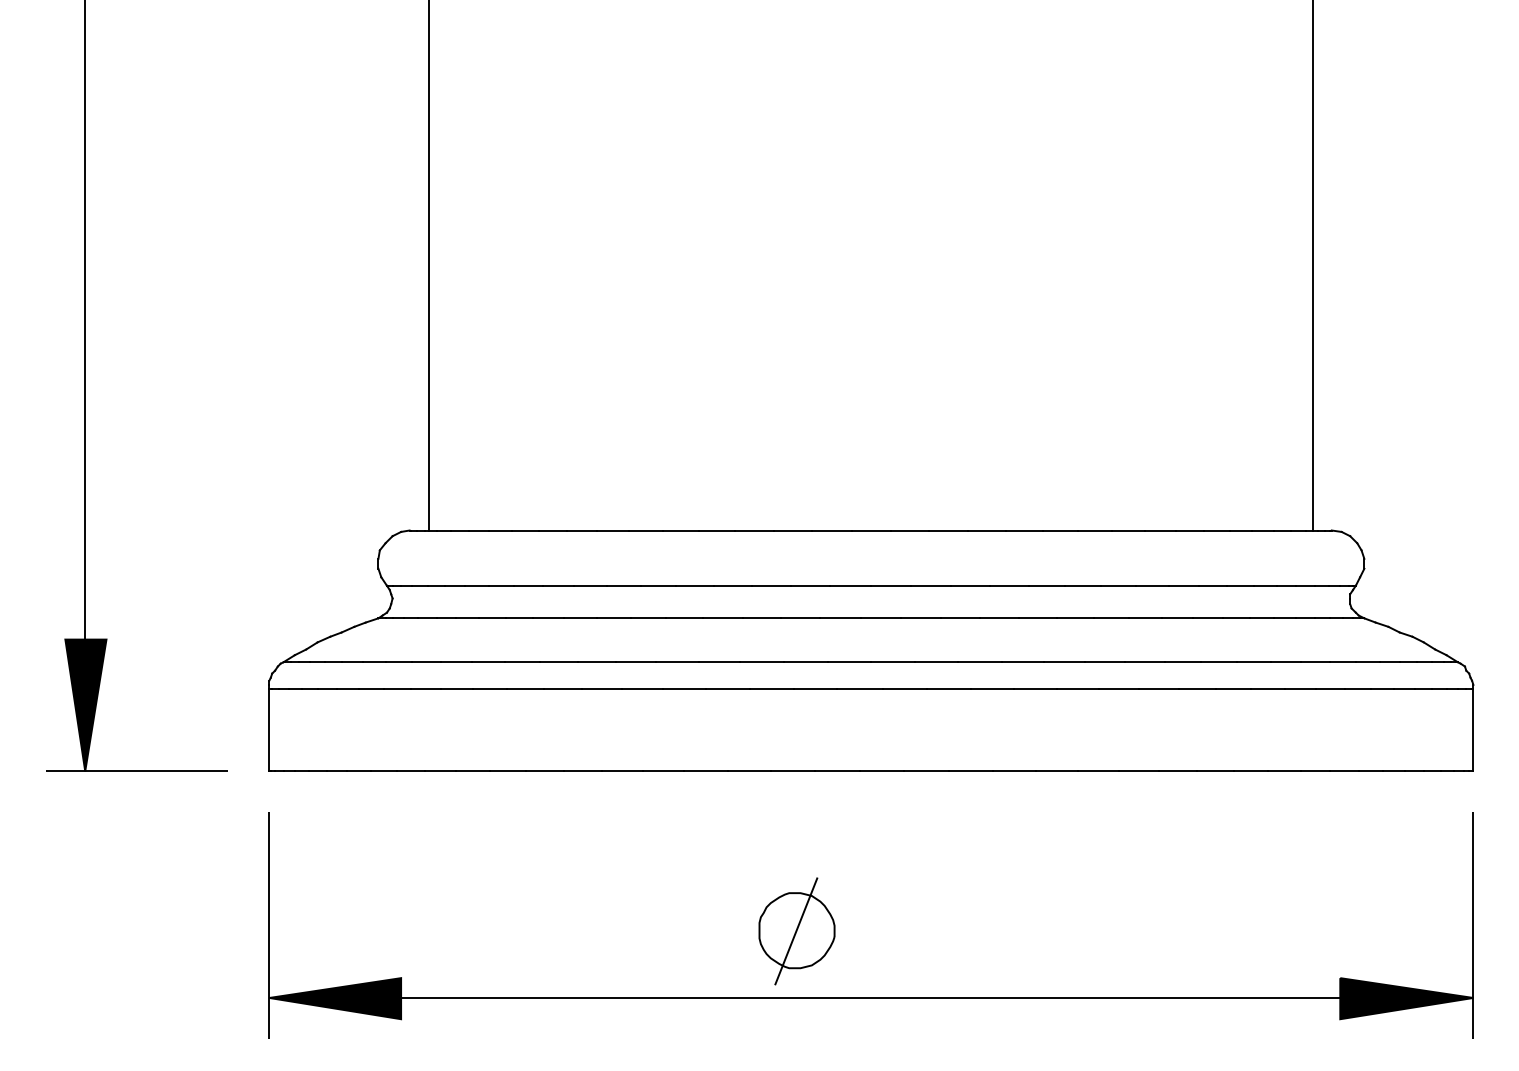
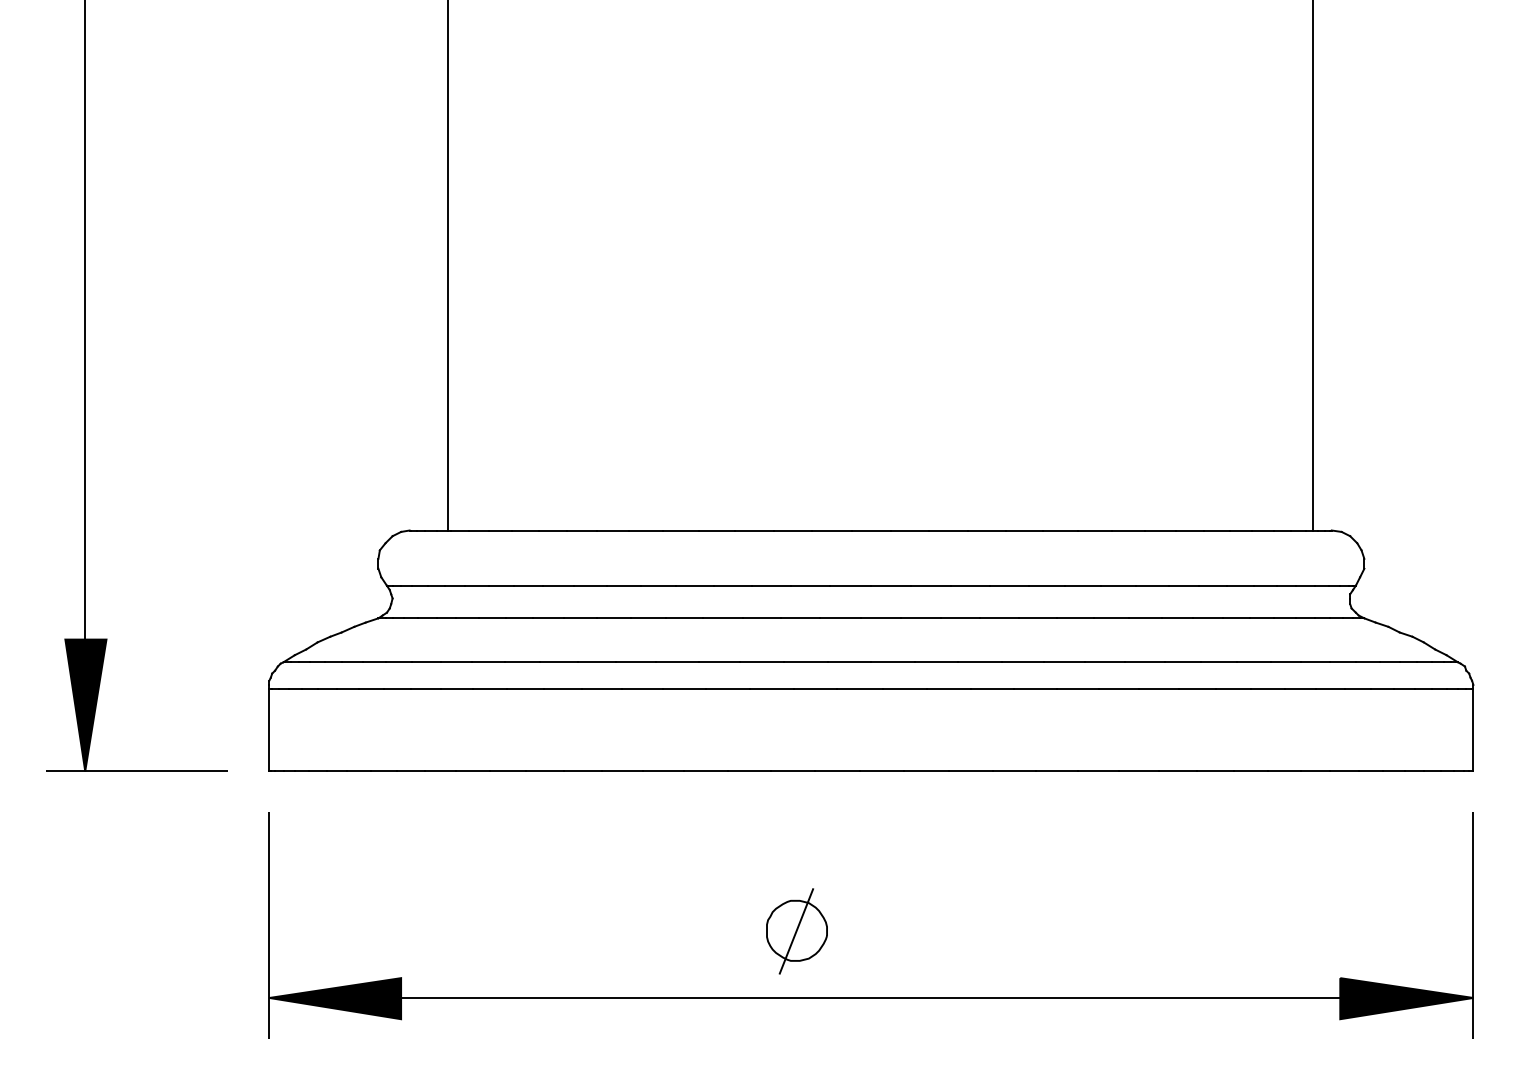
line position: (429, 266) -> (448, 266) (448, 266)
part size: 78x109 px -> 62x87 px (796, 931)
